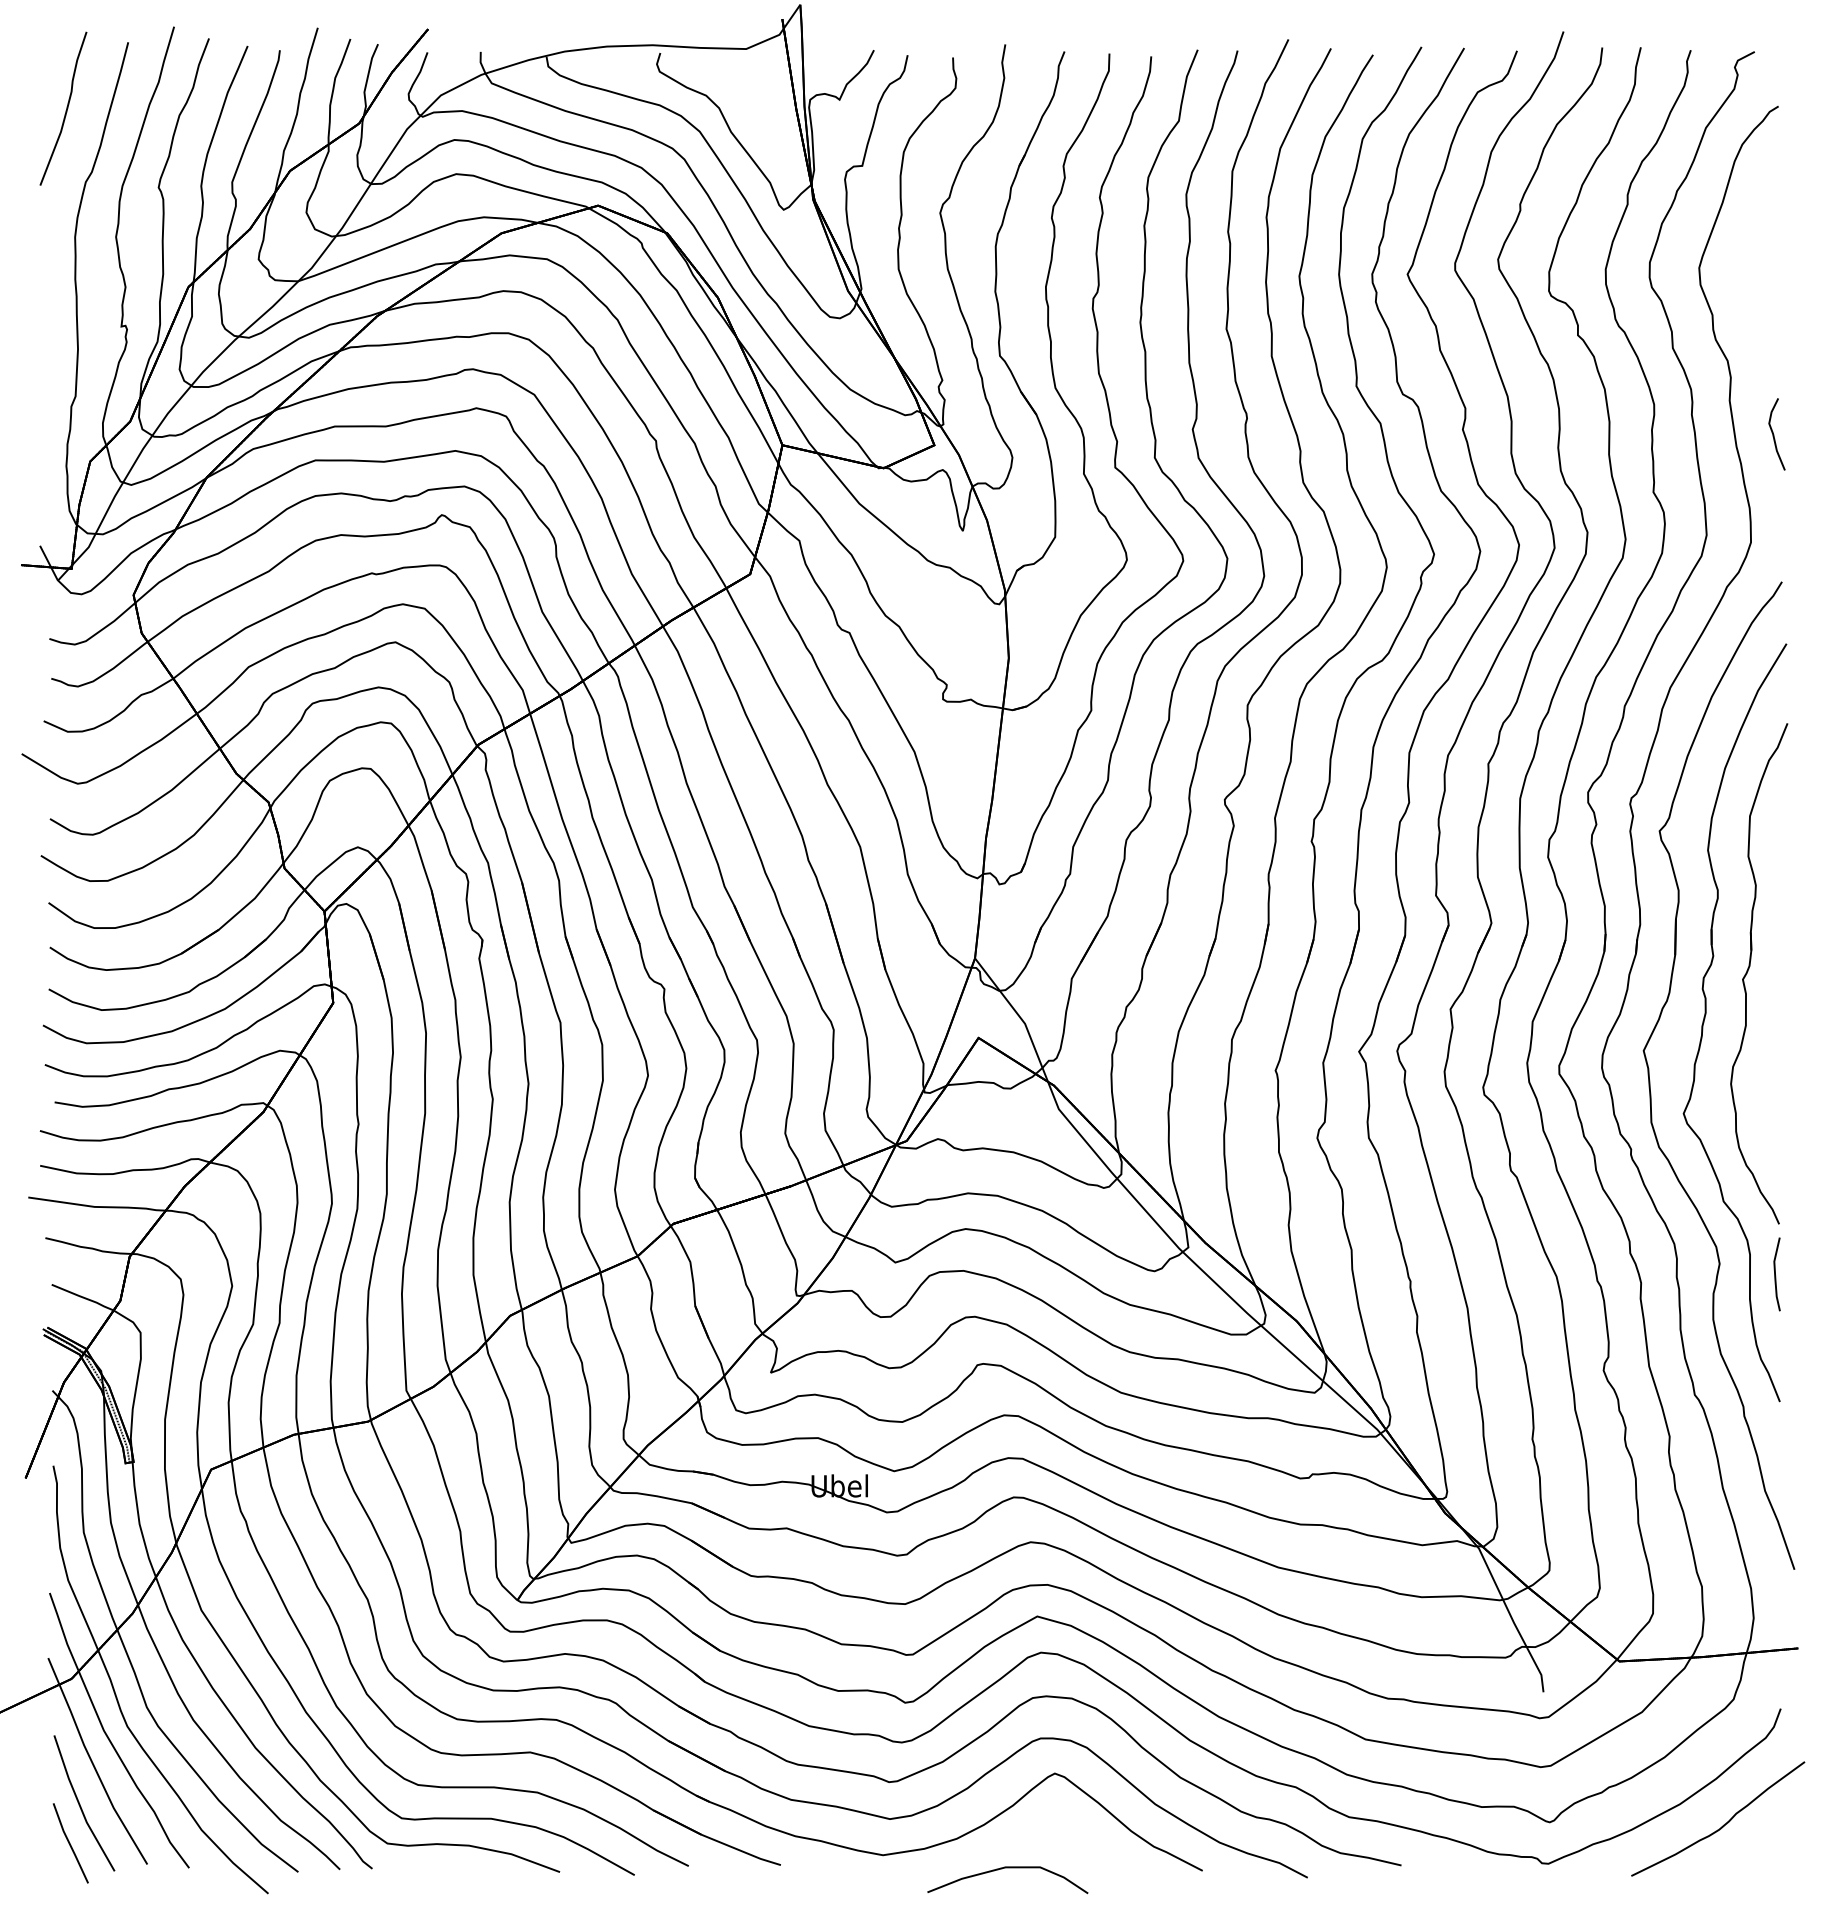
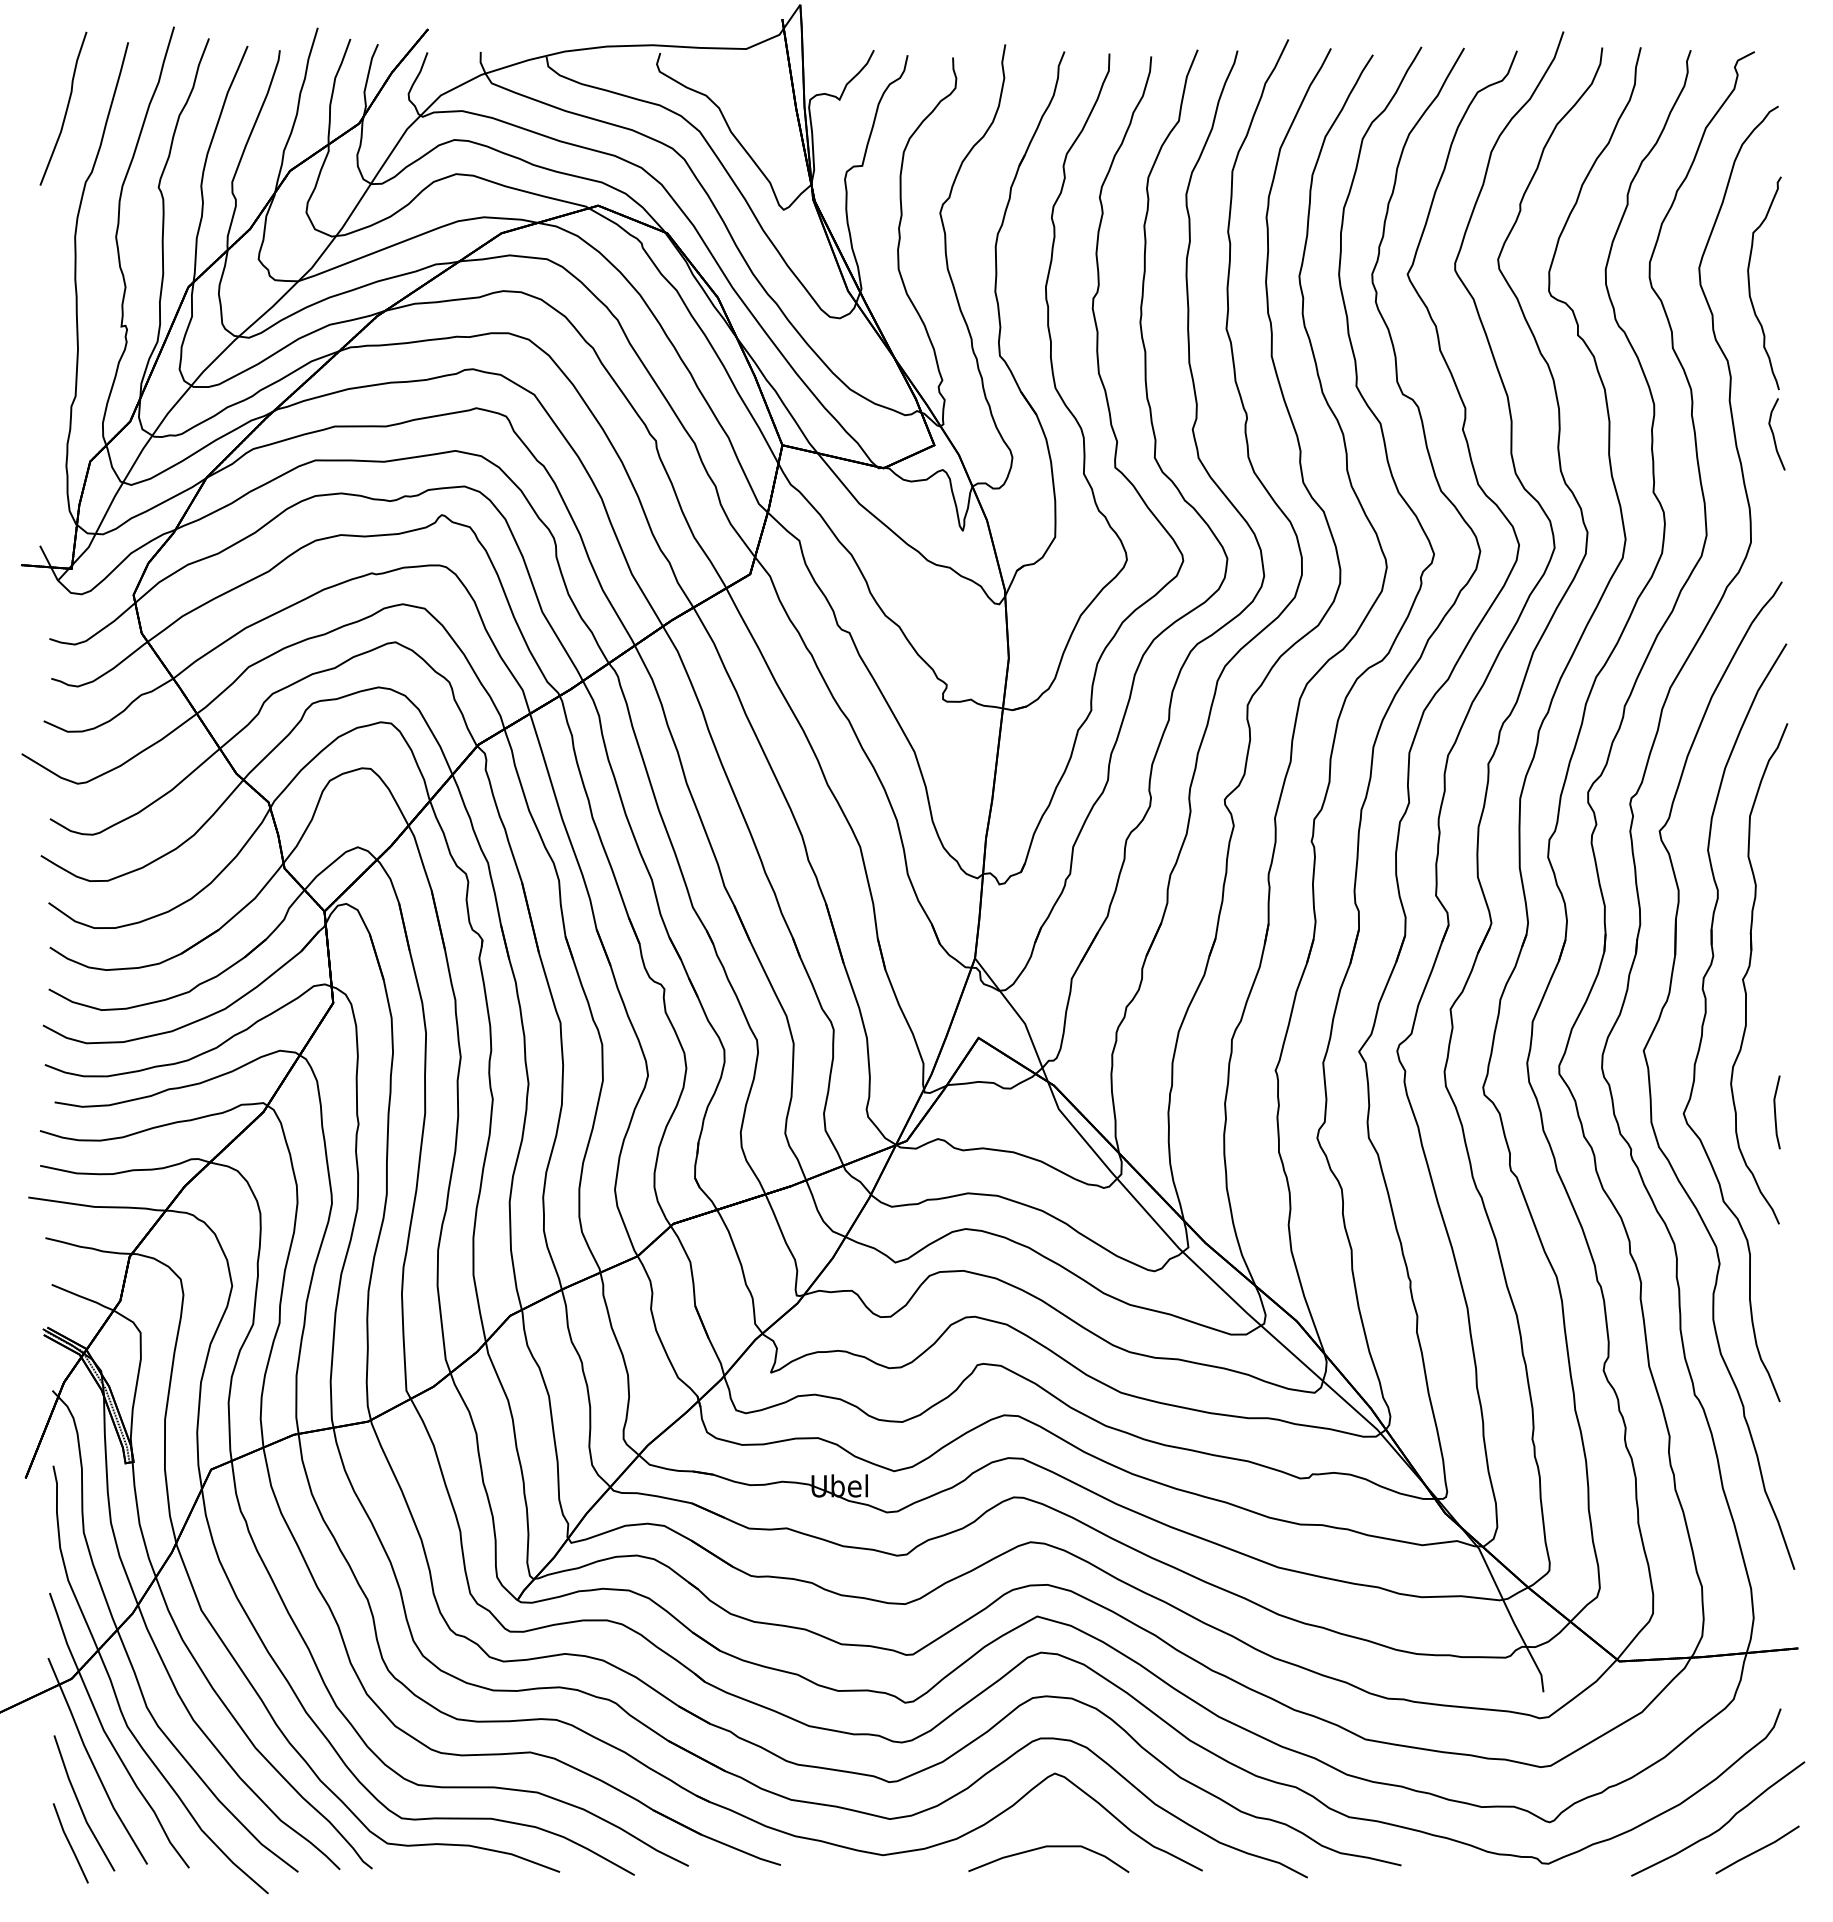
curve: none -> present (1750, 286)
line position: (1775, 1274) -> (1775, 1112) (1775, 1112)
line: none -> present (1757, 1849)
curve position: (1007, 1868) -> (1048, 1847) (1048, 1847)
